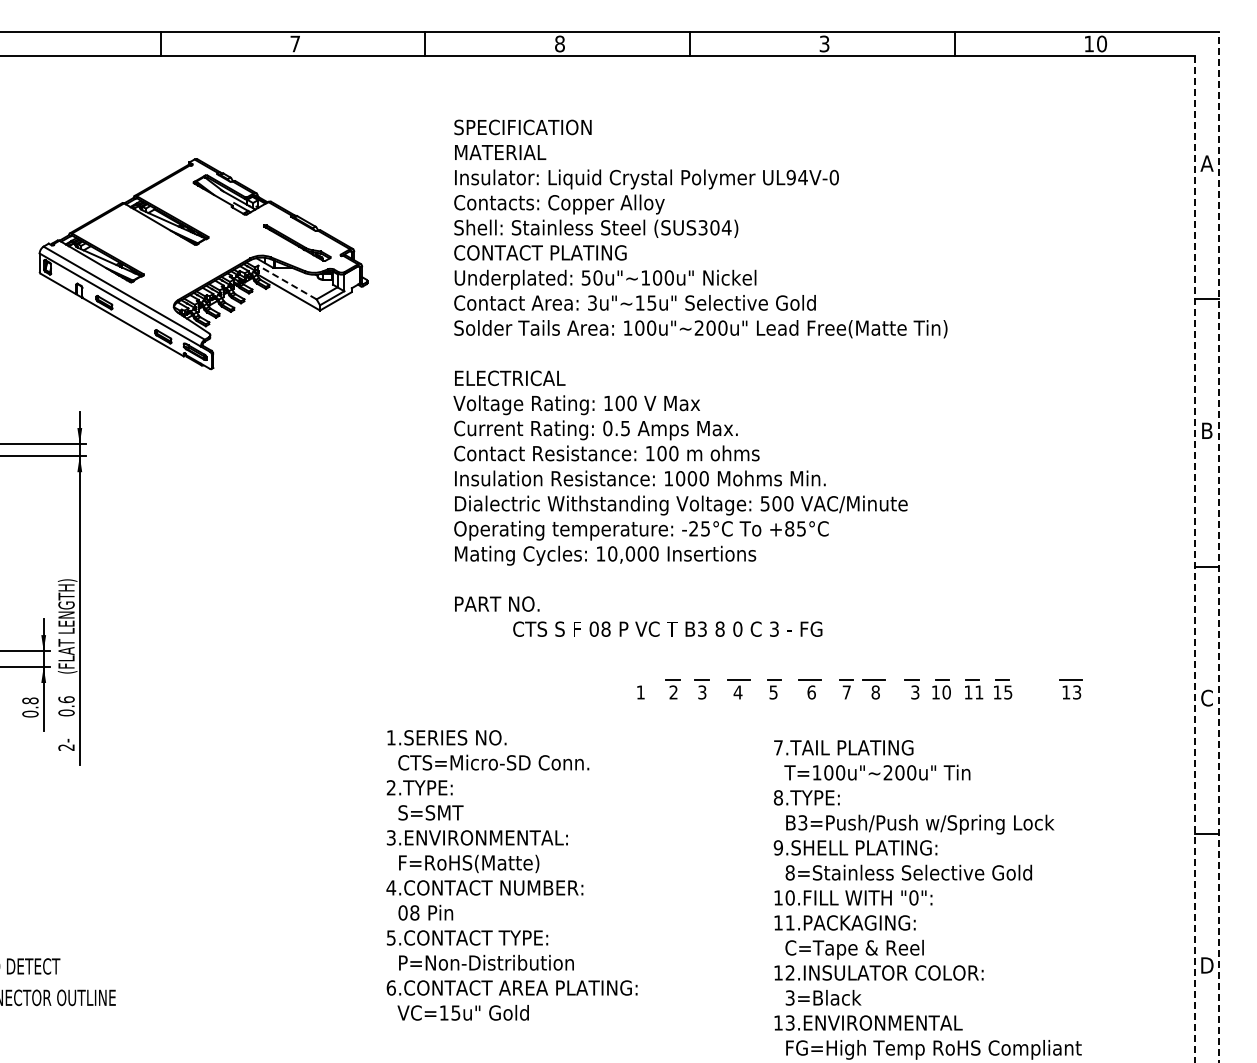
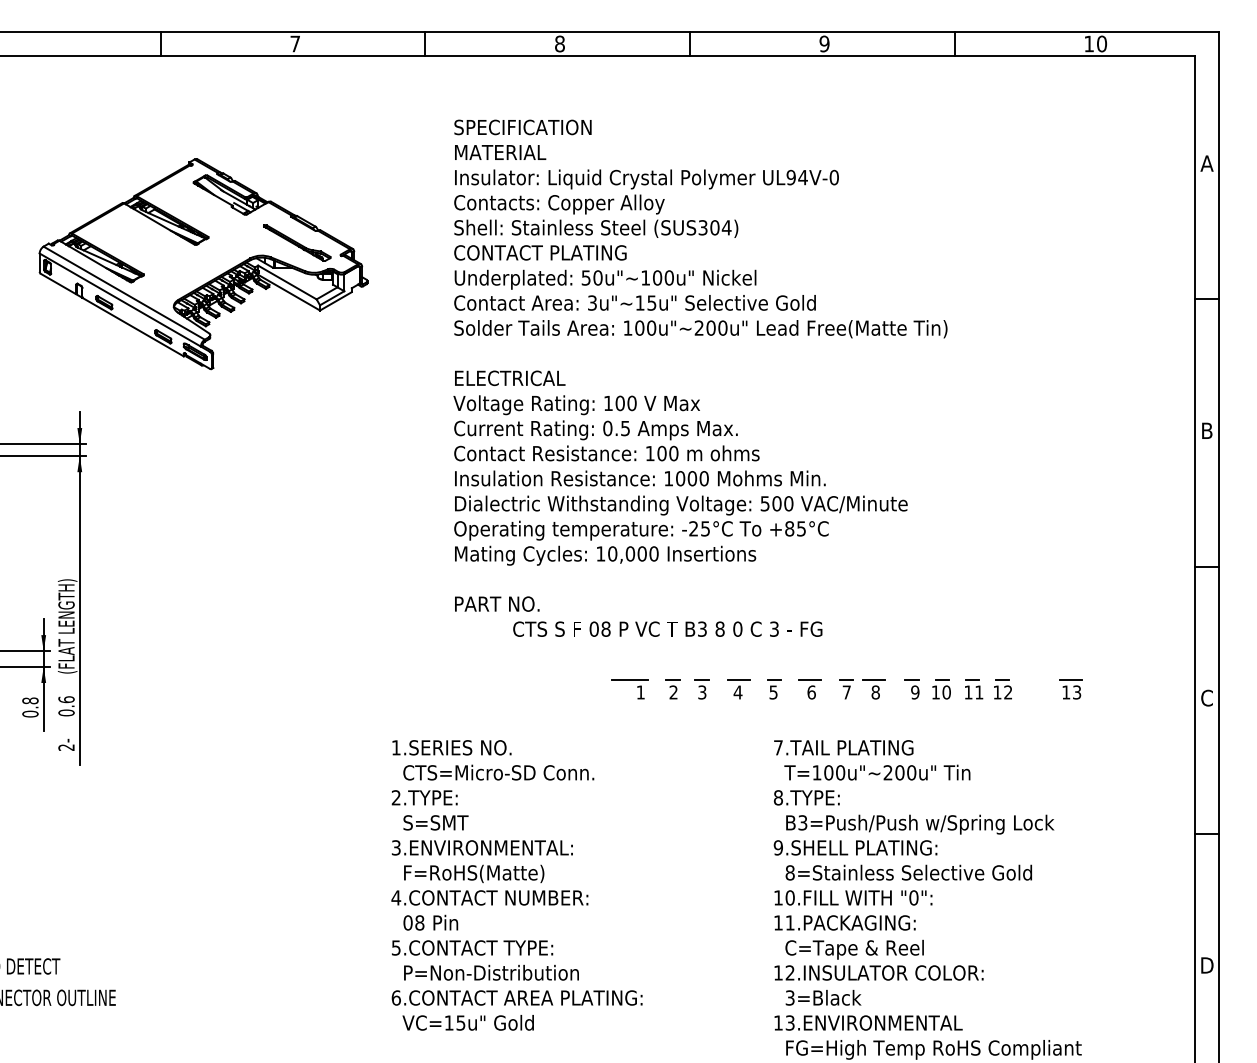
text: 3 -> 9 (824, 43)
line: dashed -> solid (287, 282)
line: dashed -> solid (1219, 546)
line: dashed -> solid (1194, 560)
line: none -> present (629, 680)
text: 3 -> 9 (915, 692)
text: 15 -> 12 (1008, 692)
text position: (511, 875) -> (516, 885) (516, 885)
